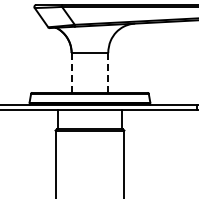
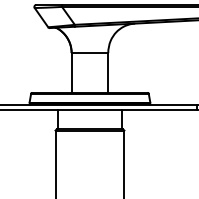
line: dashed -> solid (71, 72)
line: dashed -> solid (108, 72)
